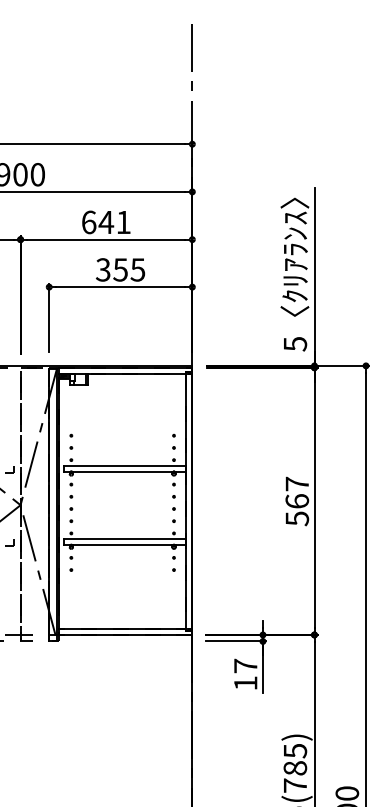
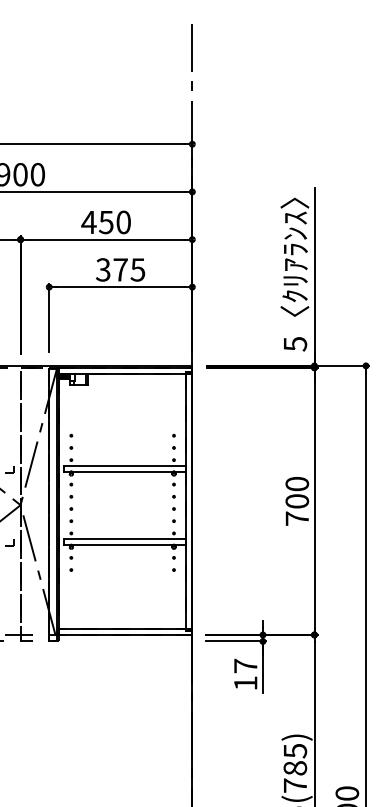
text: 641 -> 450 (105, 222)
text: 355 -> 375 (120, 269)
text: 567 -> 700 (297, 501)
